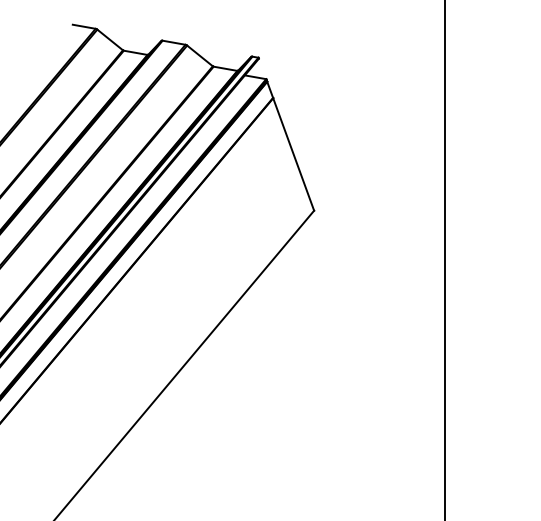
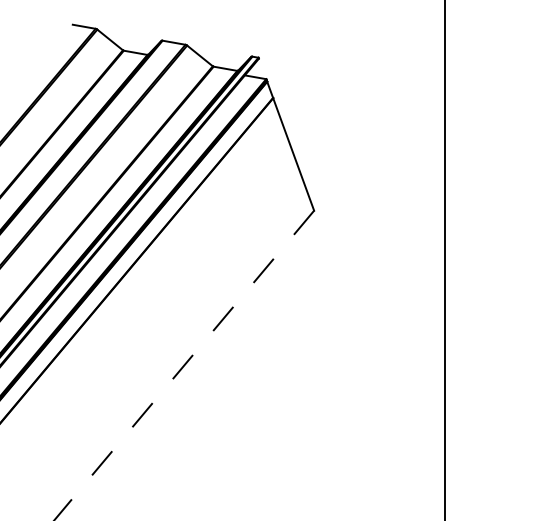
line: solid -> dashed (183, 366)
